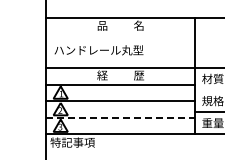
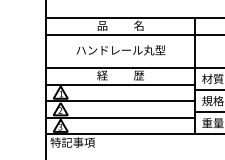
line: none -> present (133, 34)
text position: (98, 50) -> (120, 50) (120, 50)
line: none -> present (207, 90)
line: dashed -> solid (121, 117)
